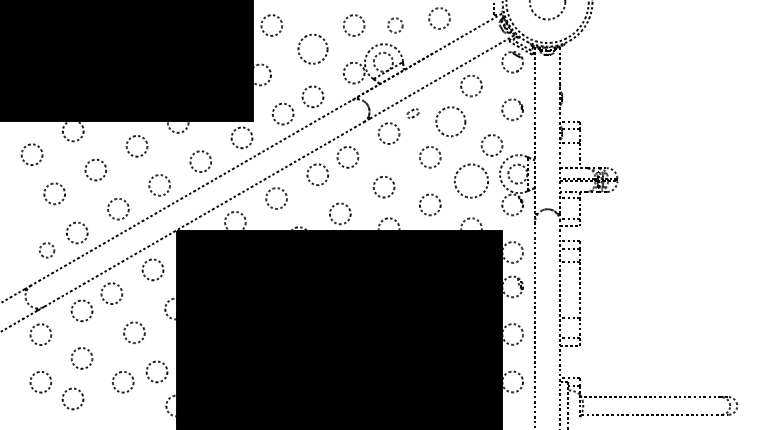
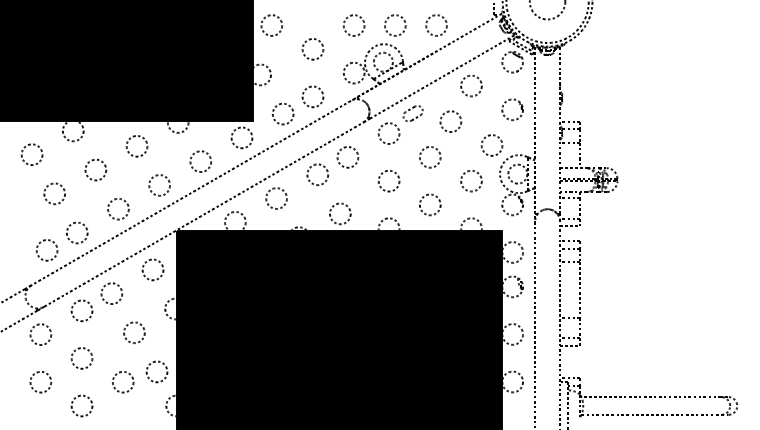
circle position: (439, 18) -> (436, 25) (436, 25)
circle size: 17x17 px -> 23x23 px (395, 25)
circle size: 32x32 px -> 24x23 px (312, 49)
part size: 14x11 px -> 22x17 px (412, 113)
circle size: 32x32 px -> 24x23 px (450, 121)
circle diameter: 33 px -> 21 px (471, 180)
circle position: (383, 187) -> (388, 181) (388, 181)
circle size: 17x17 px -> 24x23 px (46, 250)
circle position: (72, 398) -> (81, 405) (81, 405)
